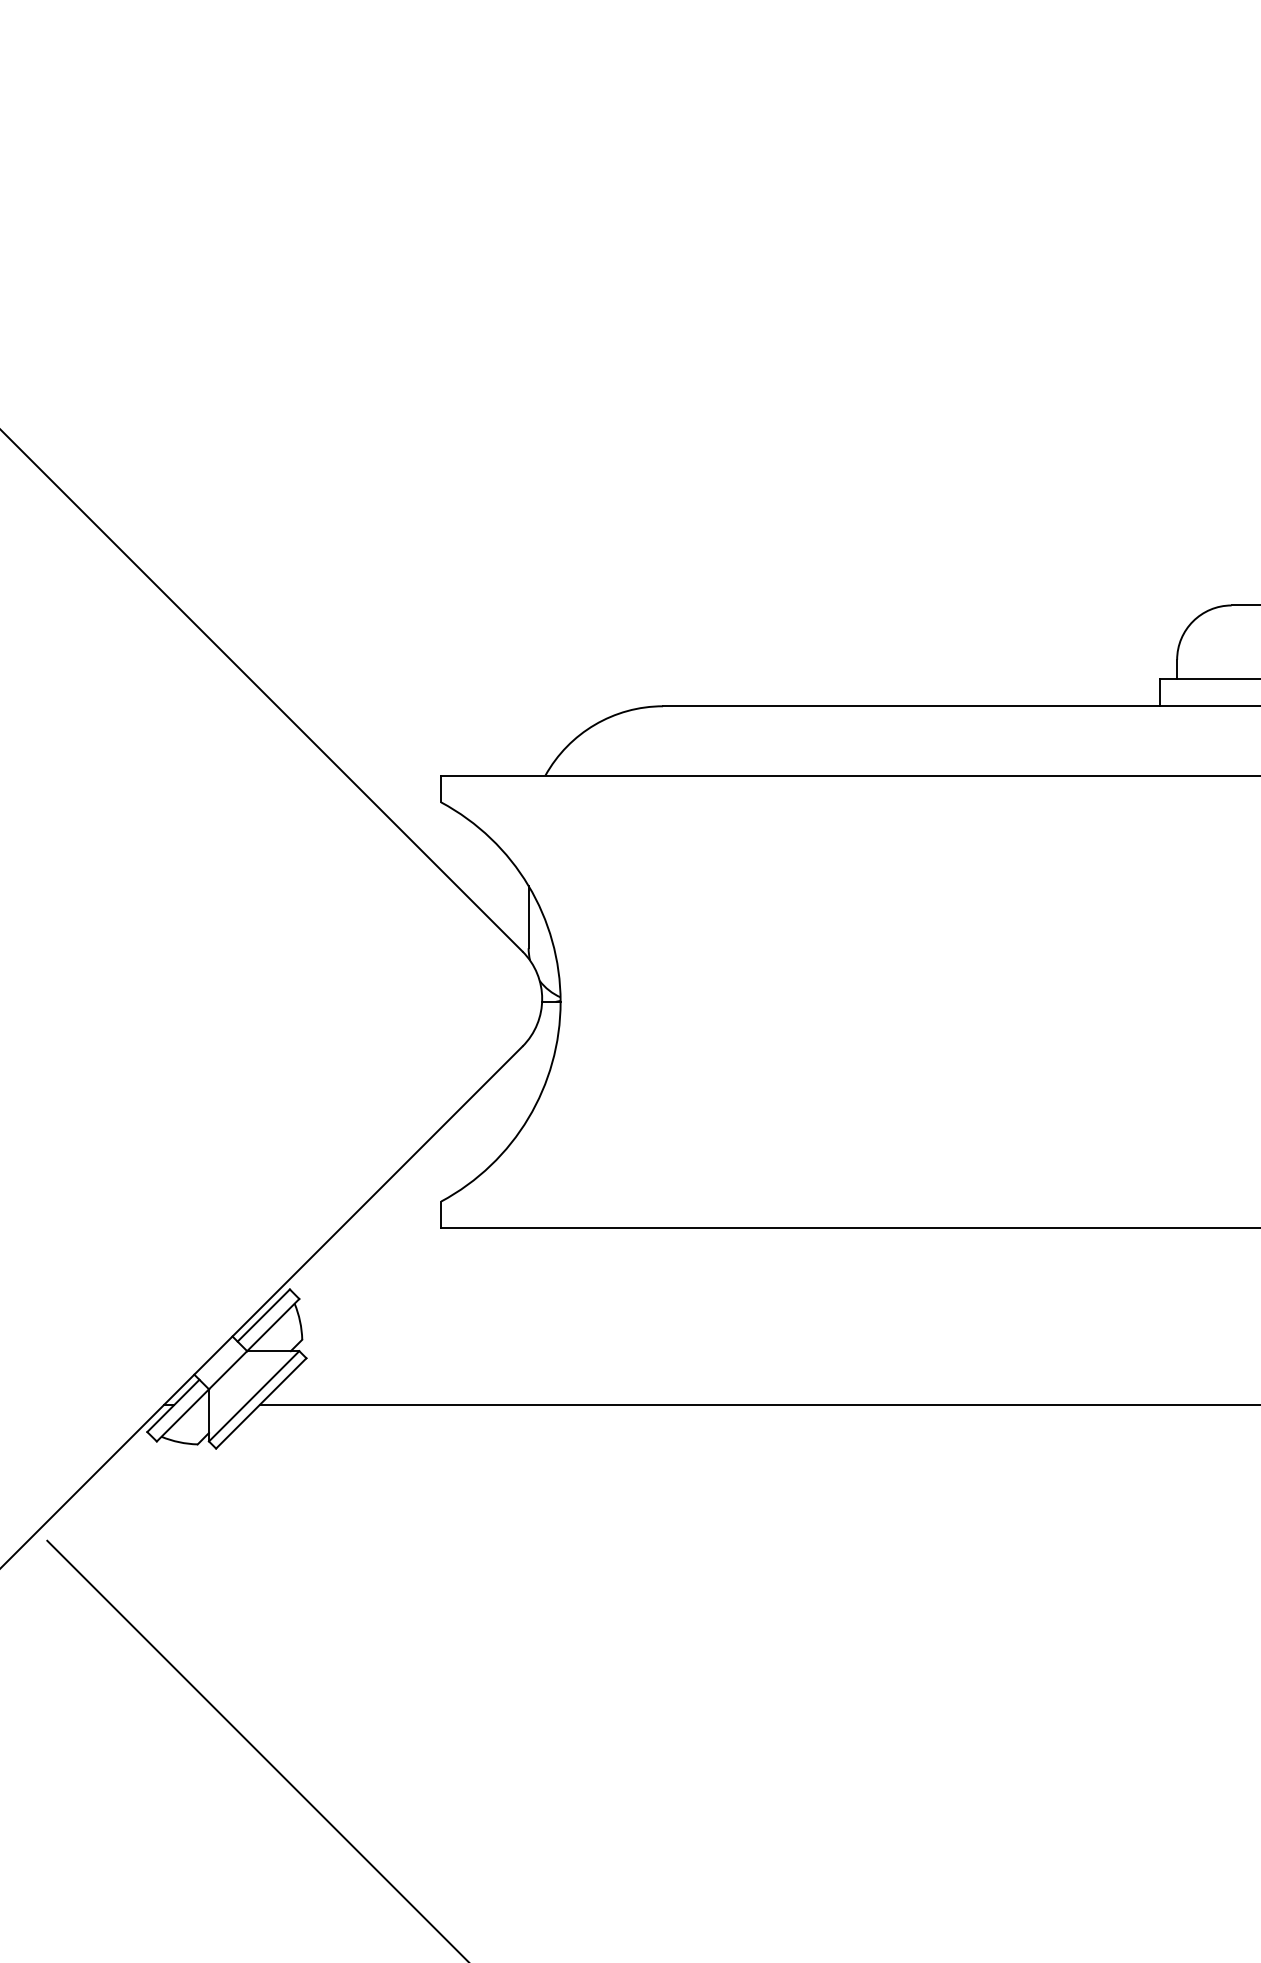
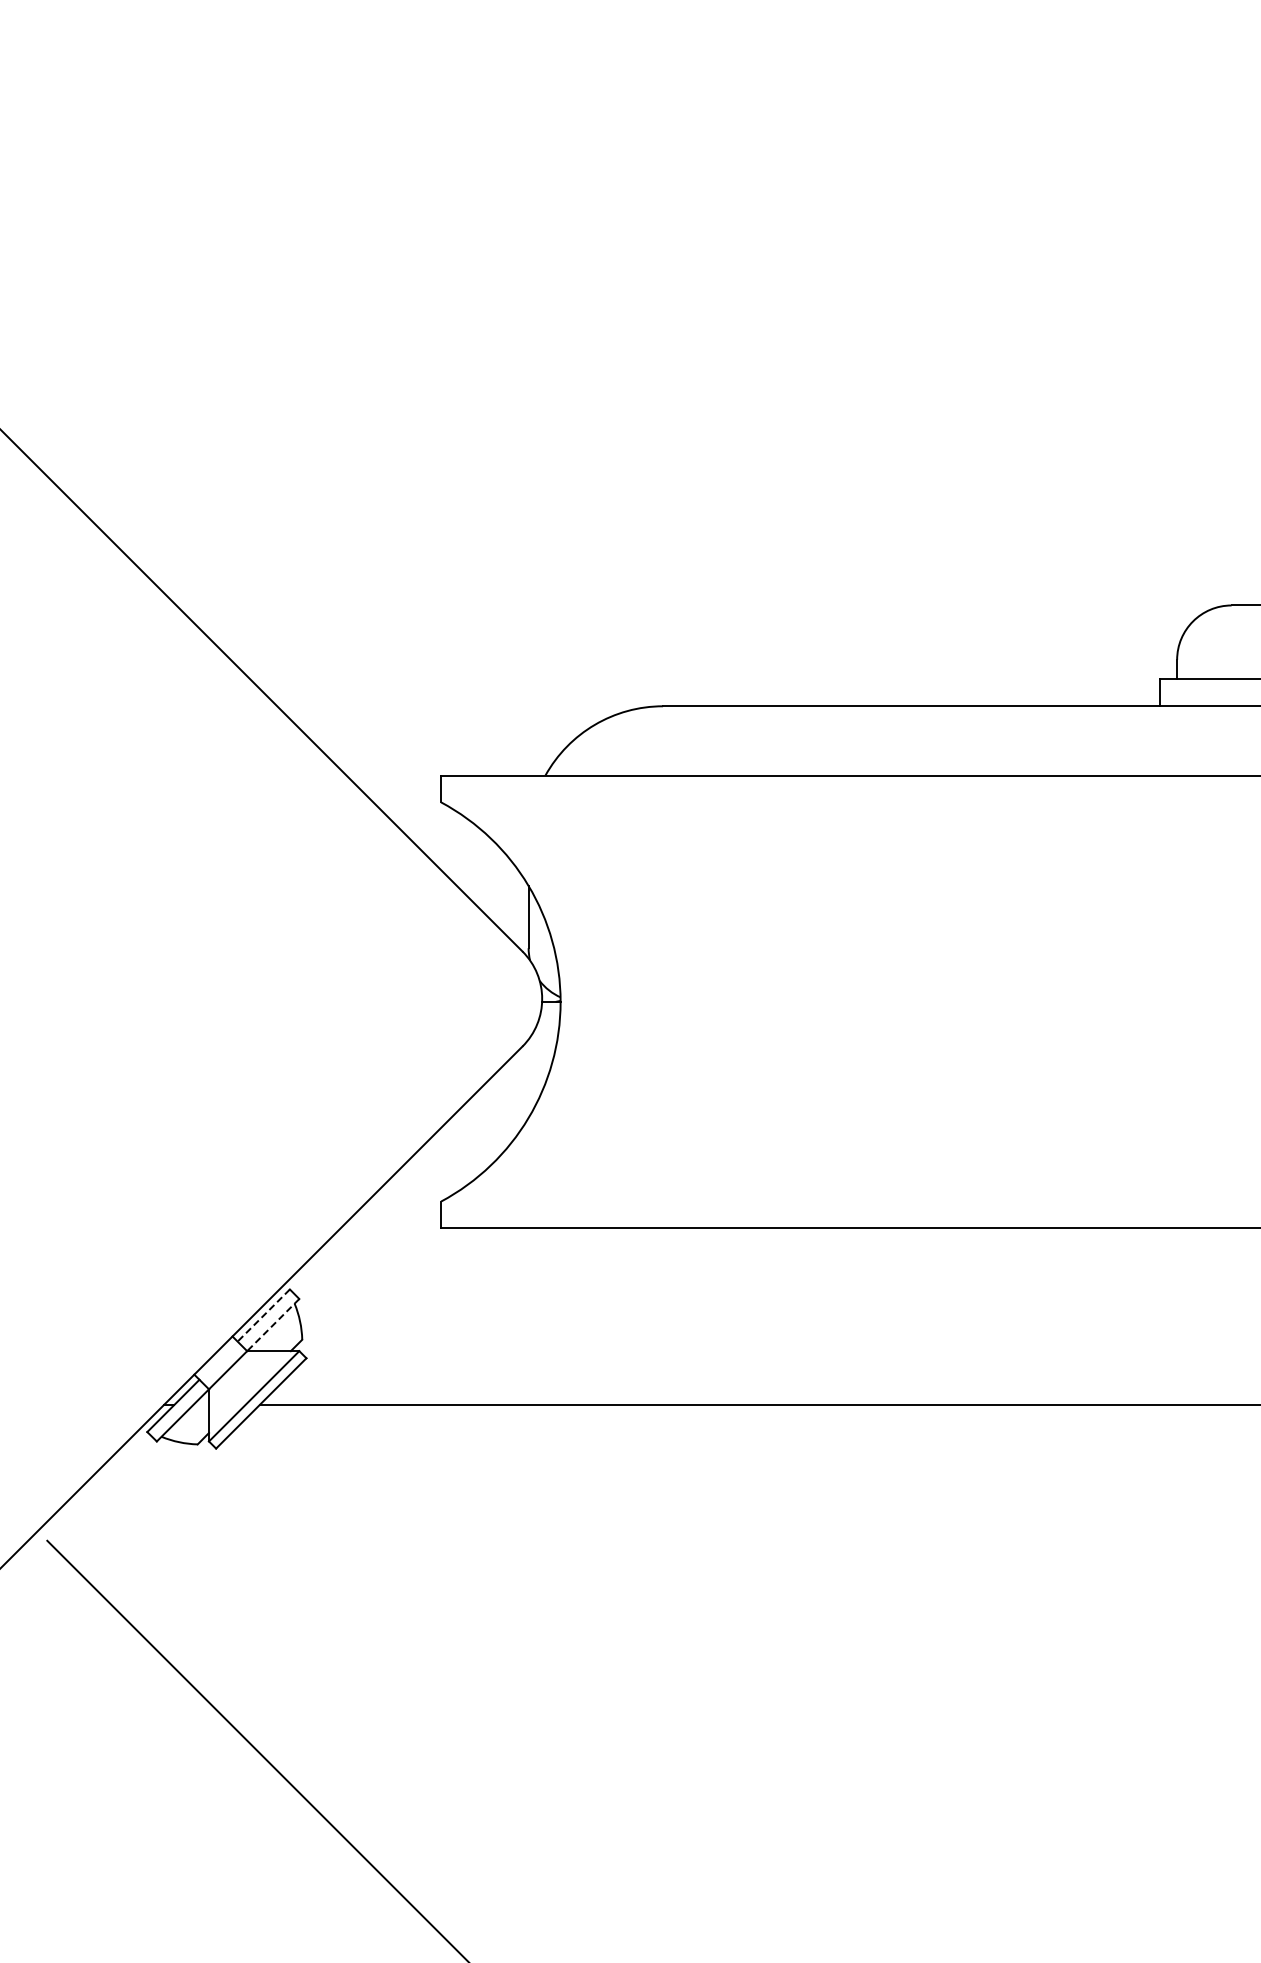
line: solid -> dashed (263, 1315)
line: solid -> dashed (273, 1325)
